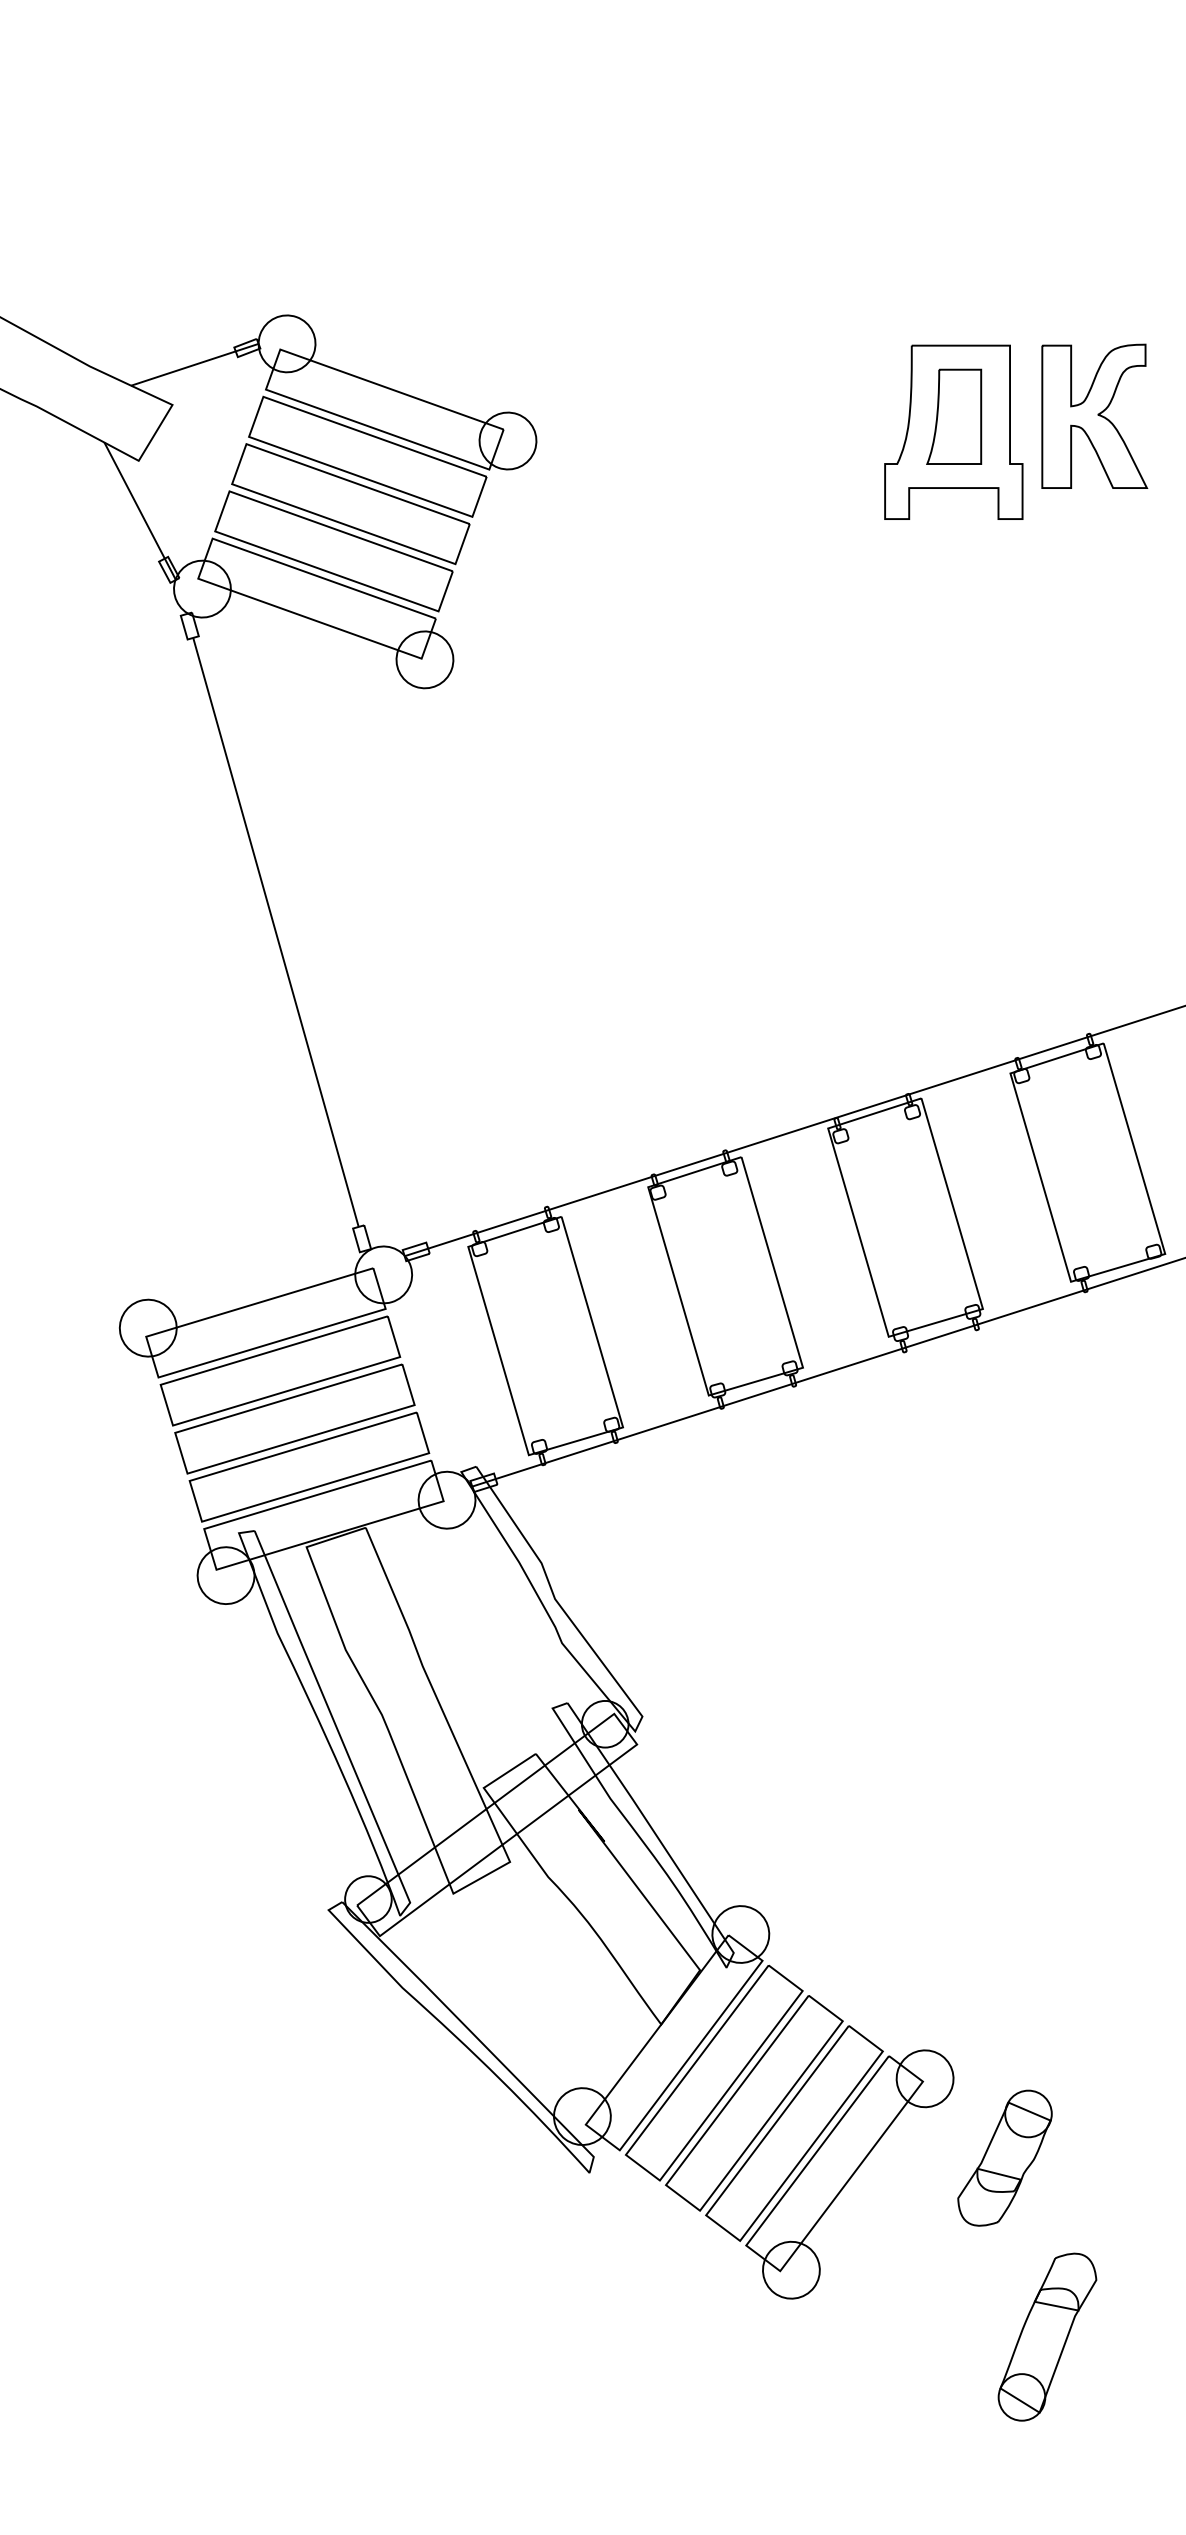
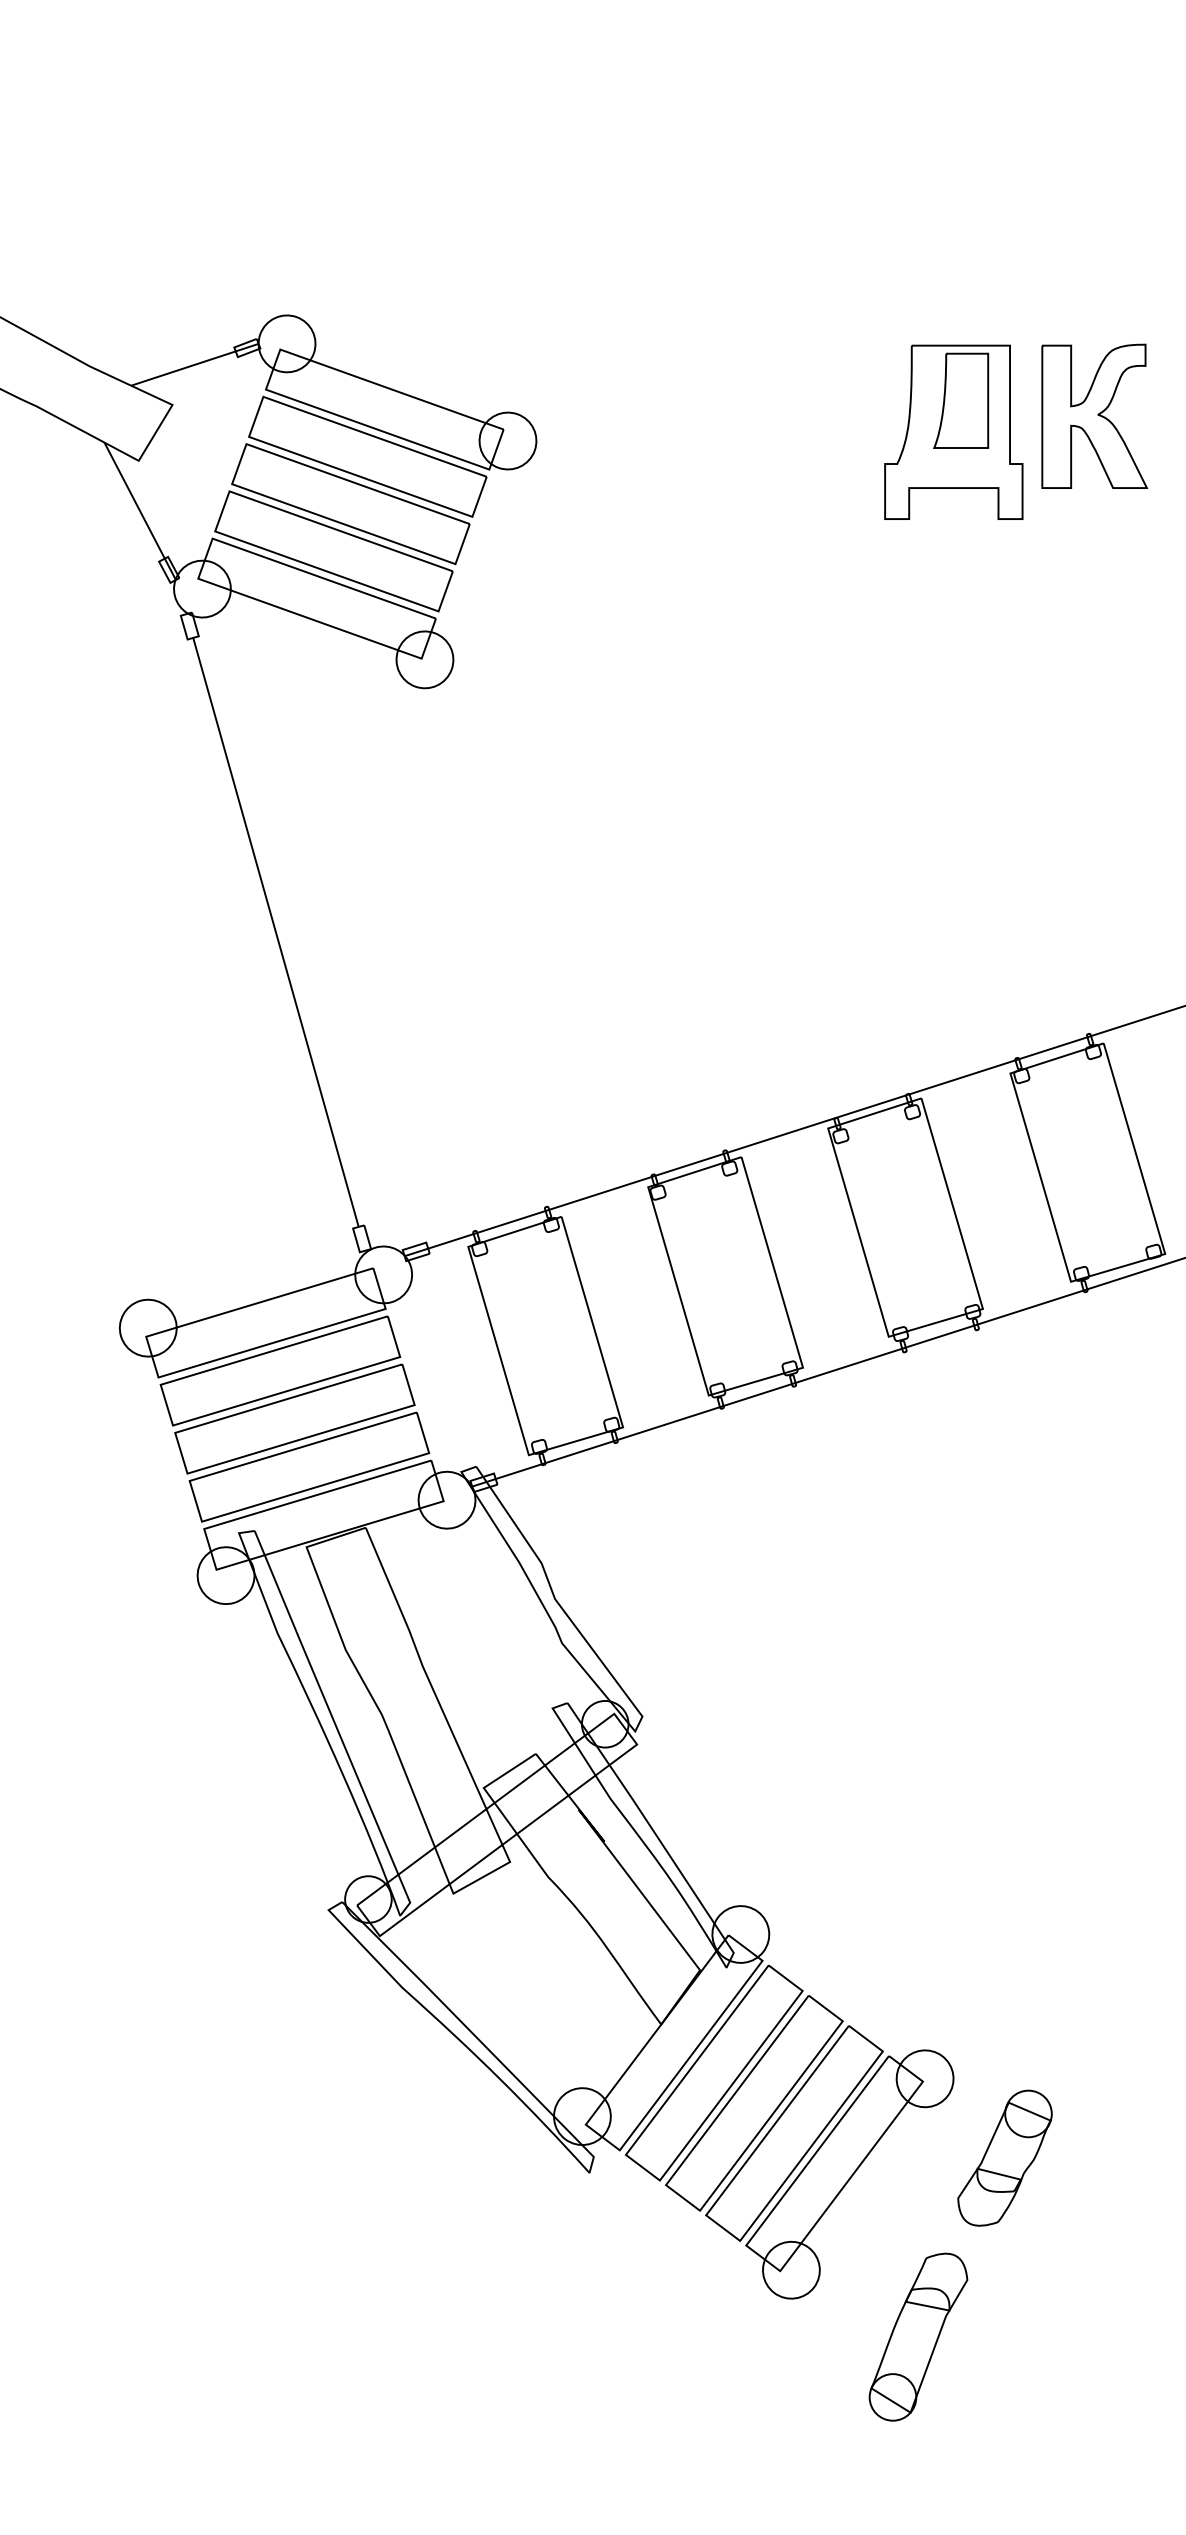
part position: (954, 416) -> (961, 400) (961, 400)
part position: (1047, 2336) -> (918, 2336) (918, 2336)
